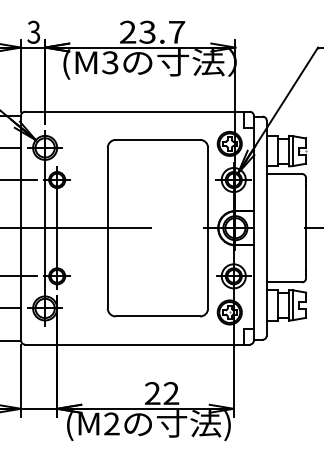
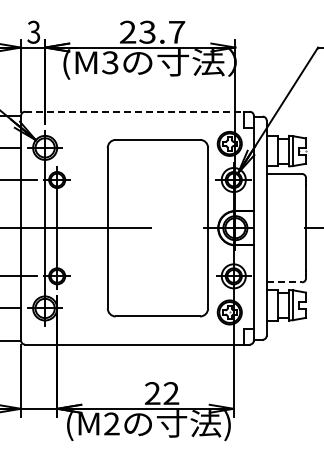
line: solid -> dashed (134, 111)
line: solid -> dashed (284, 282)
